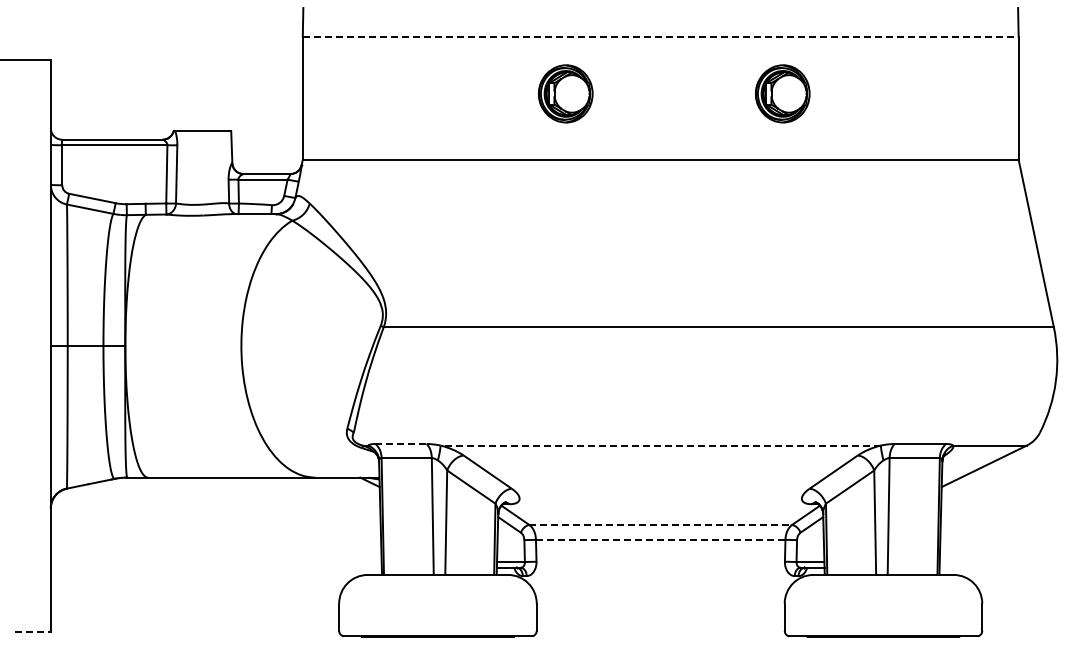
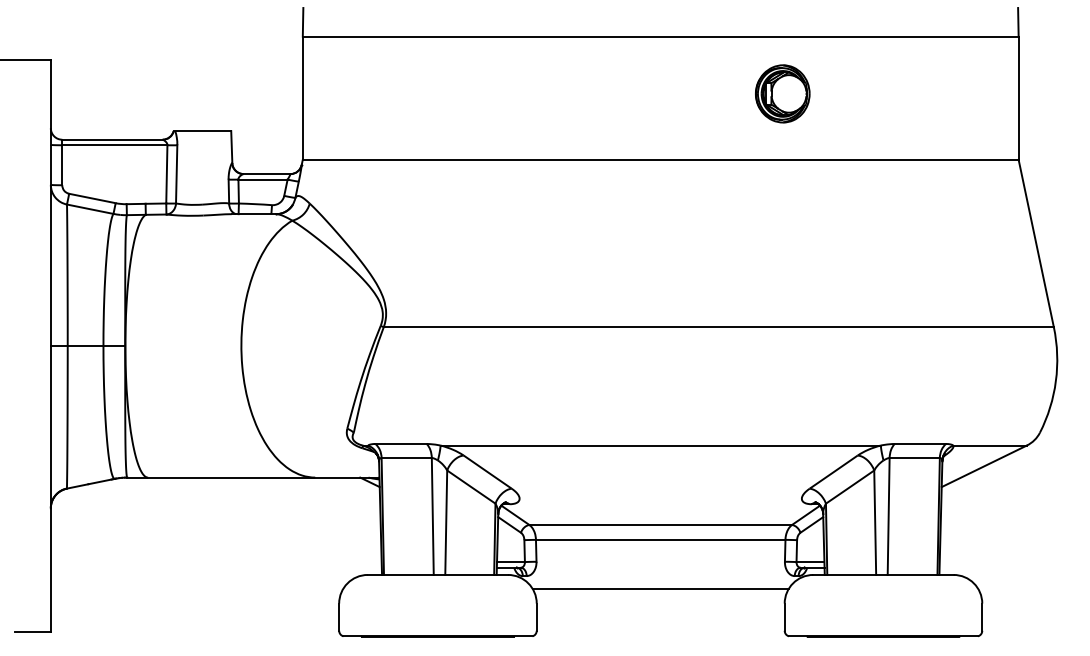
line: dashed -> solid (660, 36)
part: present -> none (565, 93)
line: dashed -> solid (401, 443)
line: dashed -> solid (660, 445)
line: dashed -> solid (661, 525)
line: dashed -> solid (660, 539)
line: none -> present (660, 589)
line: dashed -> solid (33, 632)
